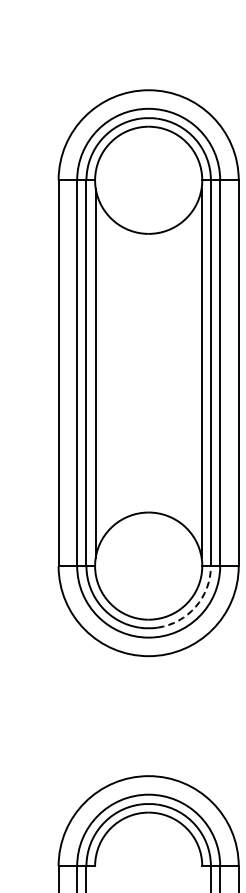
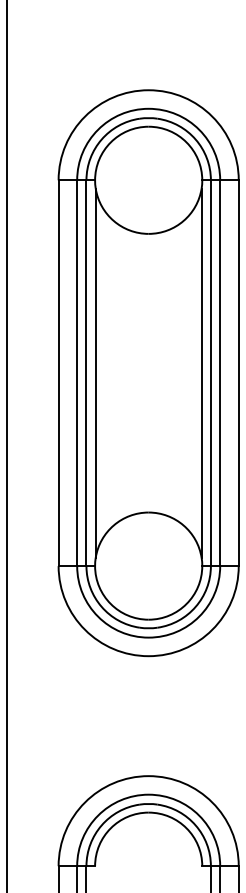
line: none -> present (7, 445)
arc: dashed -> solid (195, 606)
